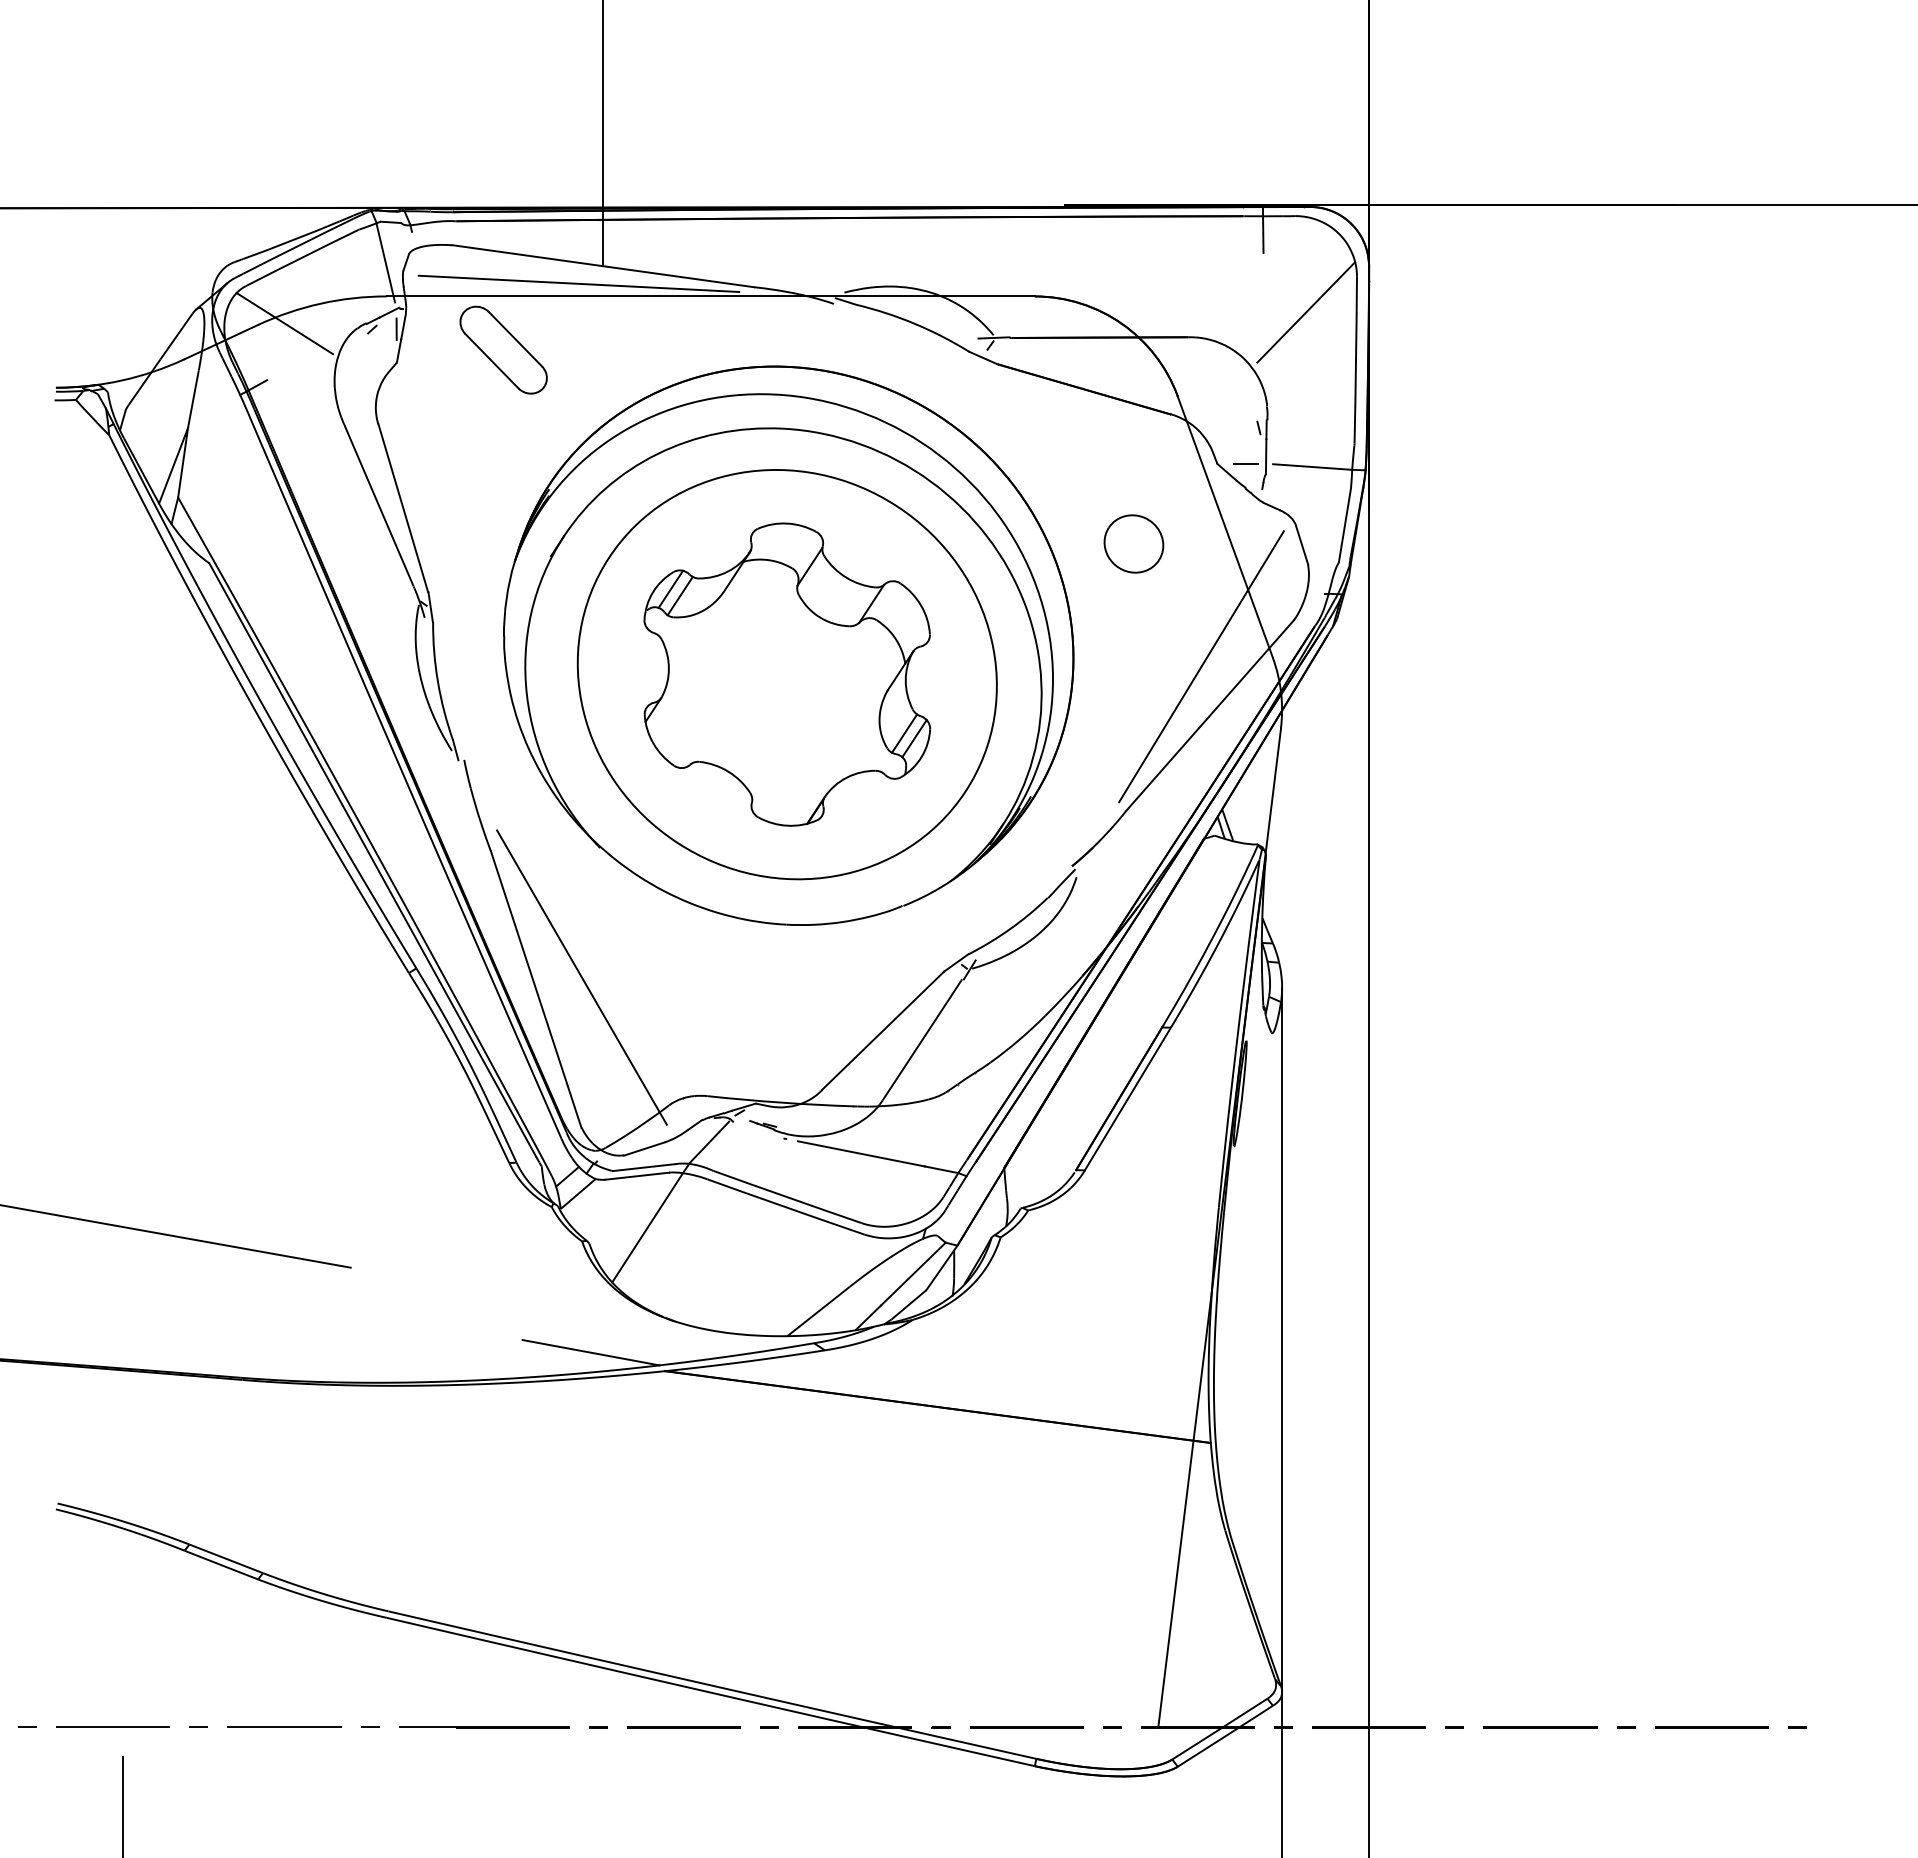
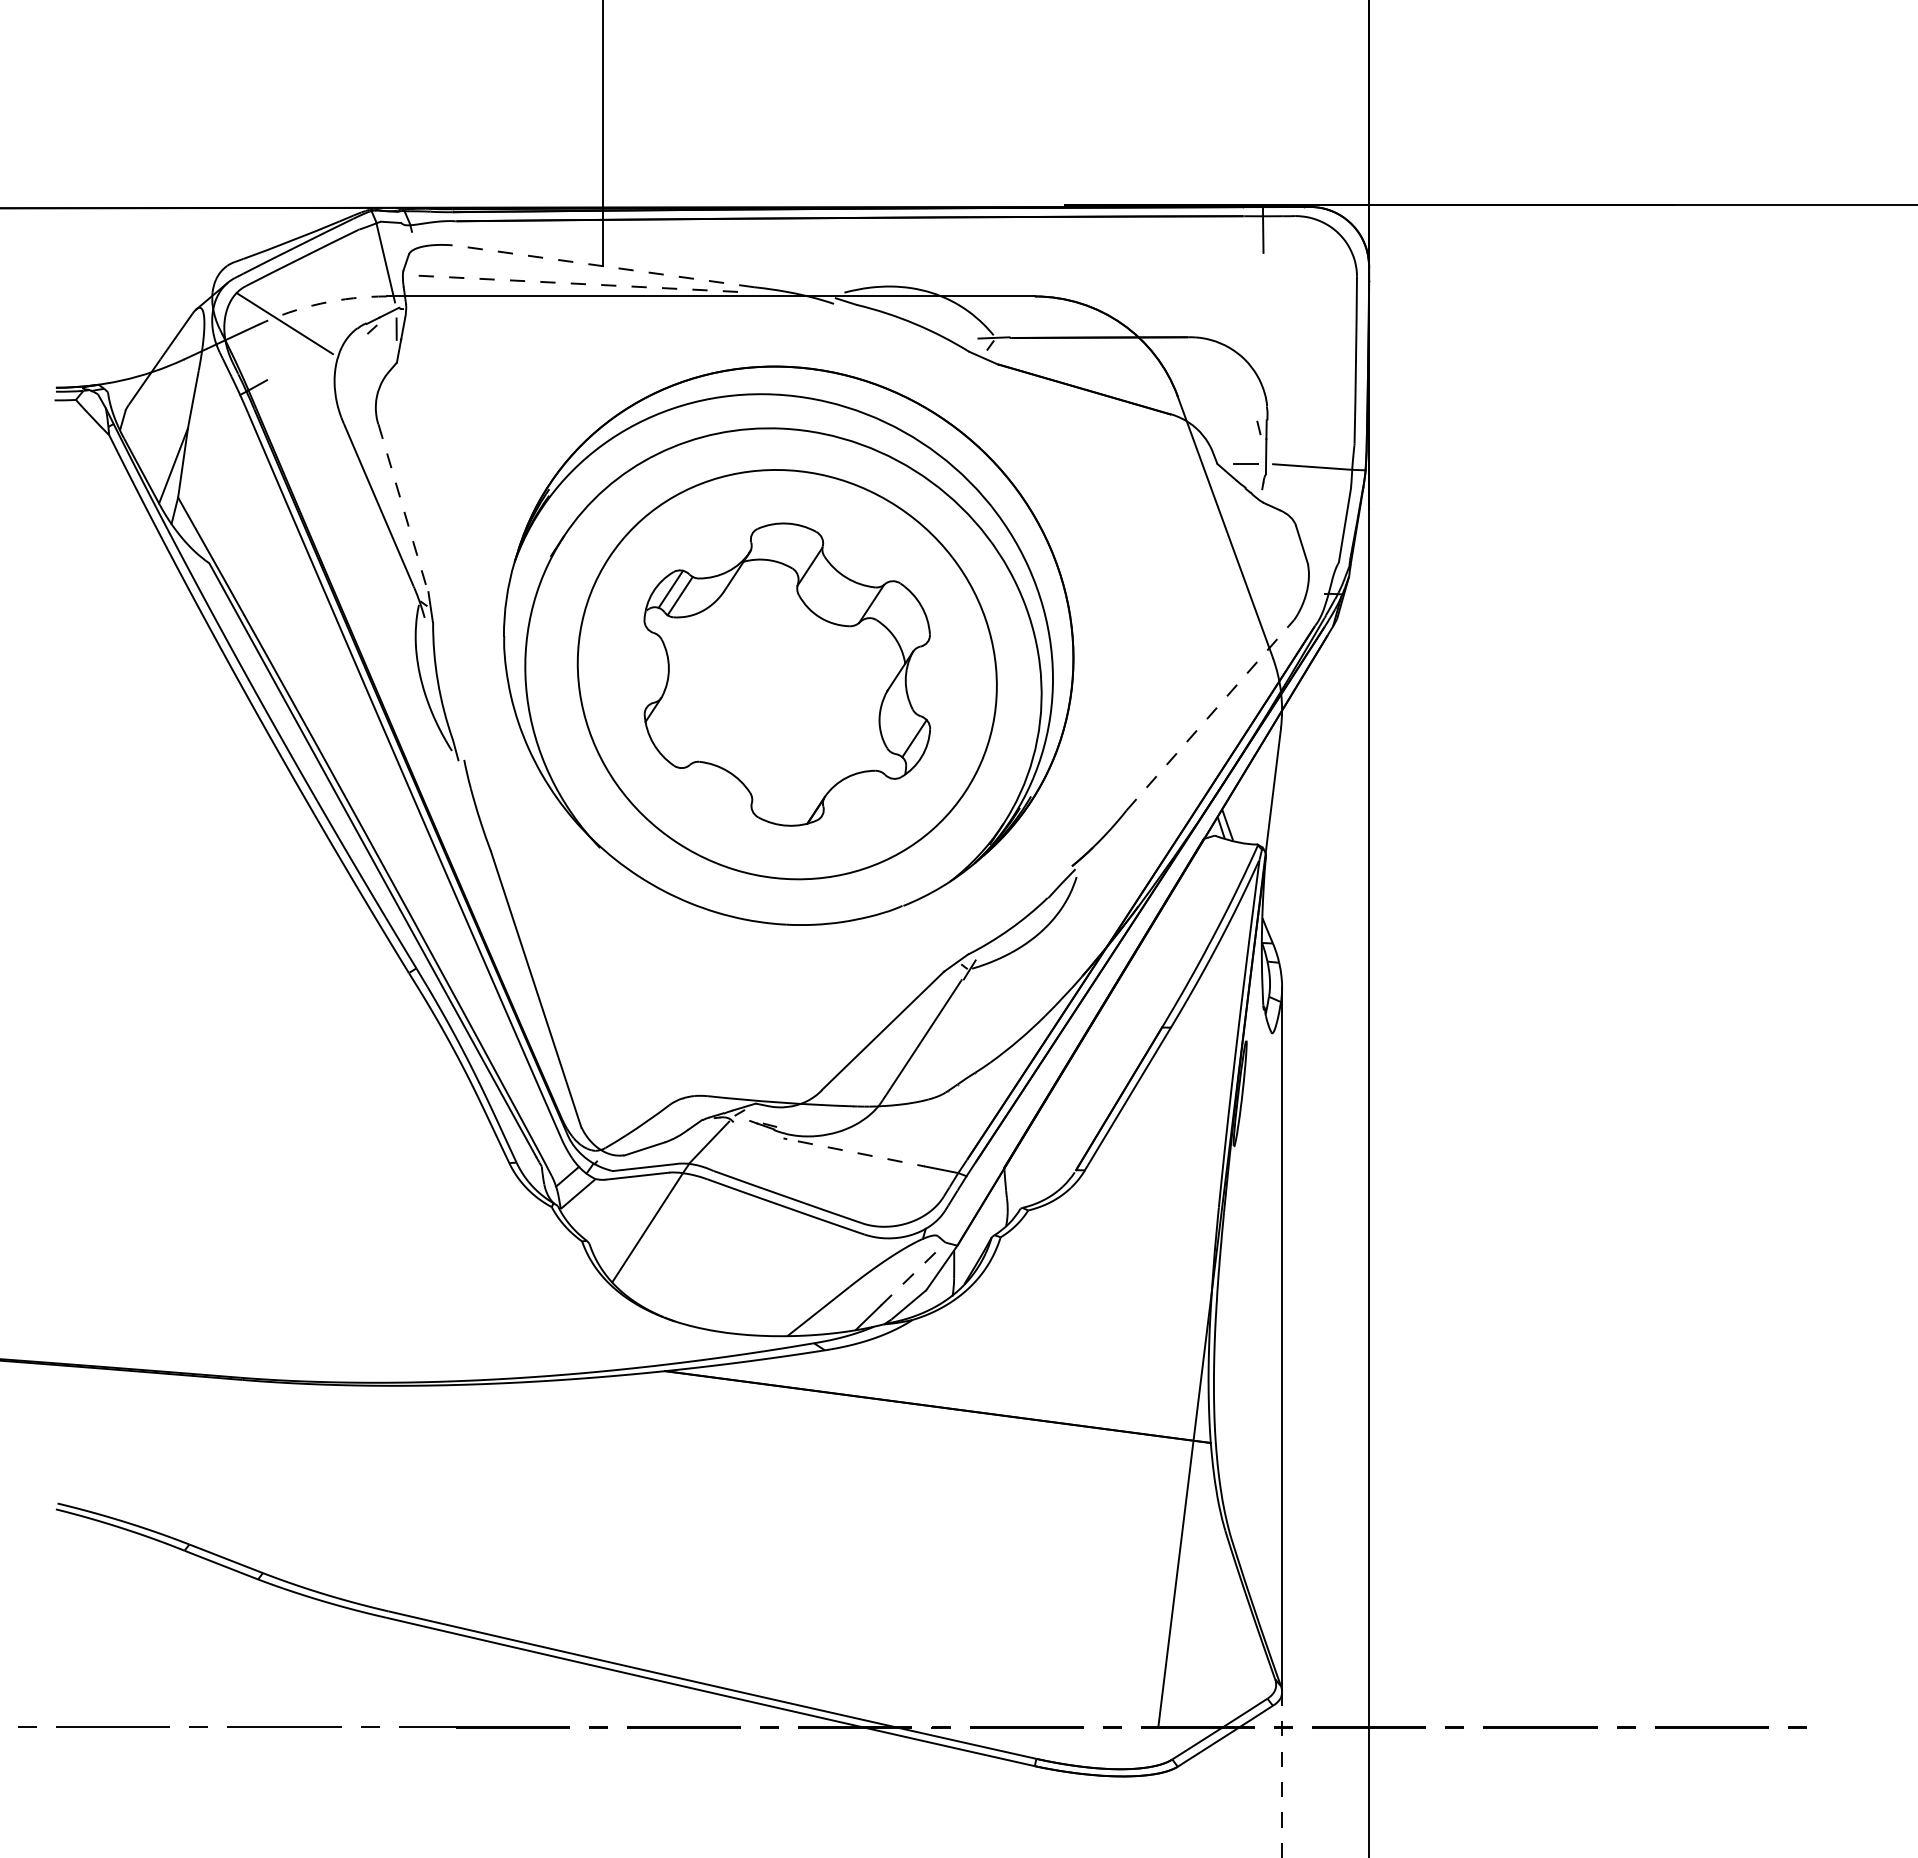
line: solid -> dashed (602, 266)
line: solid -> dashed (579, 283)
arc: solid -> dashed (320, 303)
line: present -> none (1306, 312)
part: present -> none (503, 349)
line: solid -> dashed (403, 508)
part: present -> none (1133, 543)
line: present -> none (1201, 666)
line: solid -> dashed (1210, 715)
line: present -> none (904, 733)
line: present -> none (581, 977)
line: solid -> dashed (861, 1153)
line: present -> none (176, 1236)
line: solid -> dashed (913, 1273)
line: present -> none (590, 1352)
line: solid -> dashed (1282, 1774)
line: present -> none (123, 1805)
